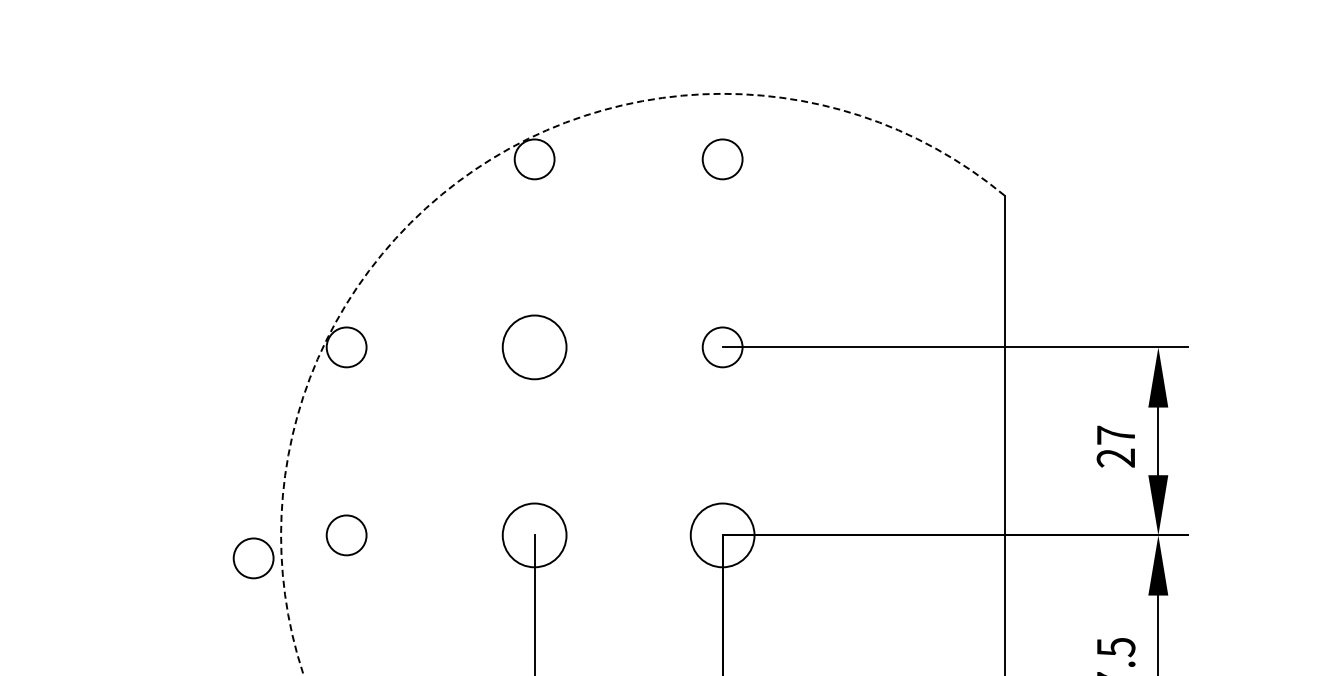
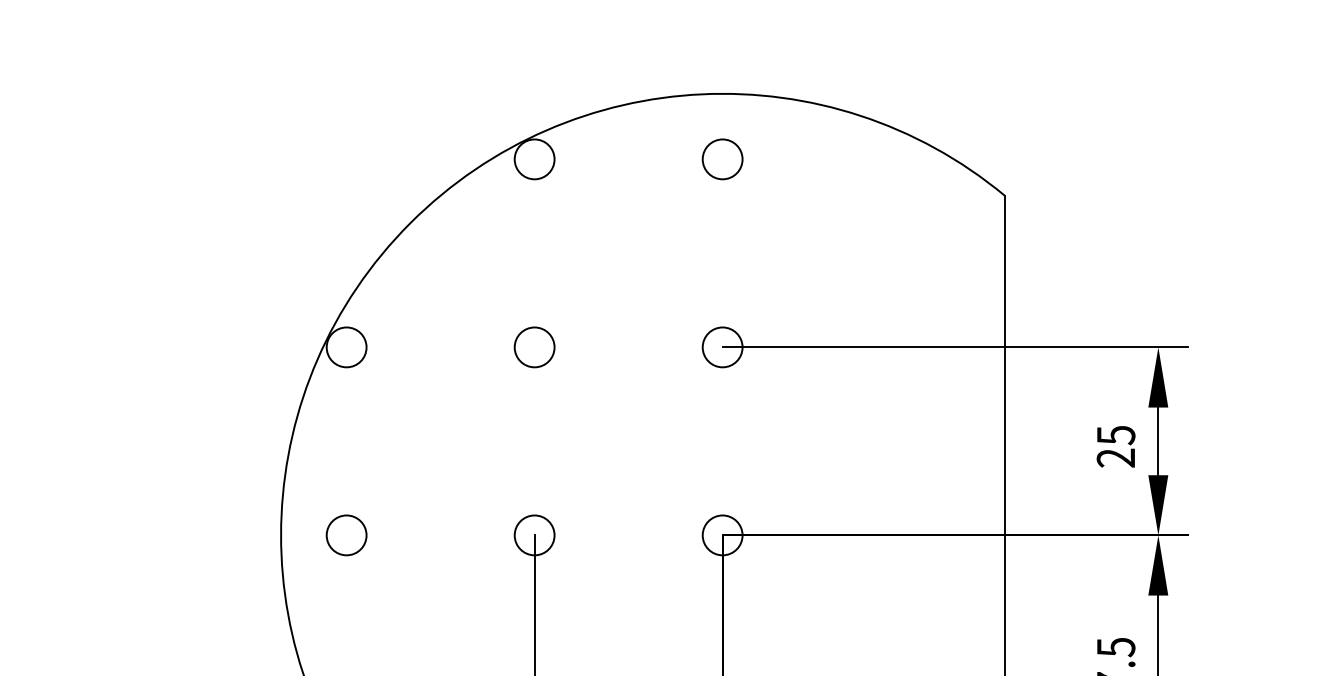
arc: dashed -> solid (472, 171)
circle diameter: 64 px -> 40 px (534, 347)
text: 27 -> 25 (1116, 435)
circle diameter: 64 px -> 40 px (534, 535)
circle diameter: 64 px -> 40 px (722, 535)
circle: present -> none (253, 558)
